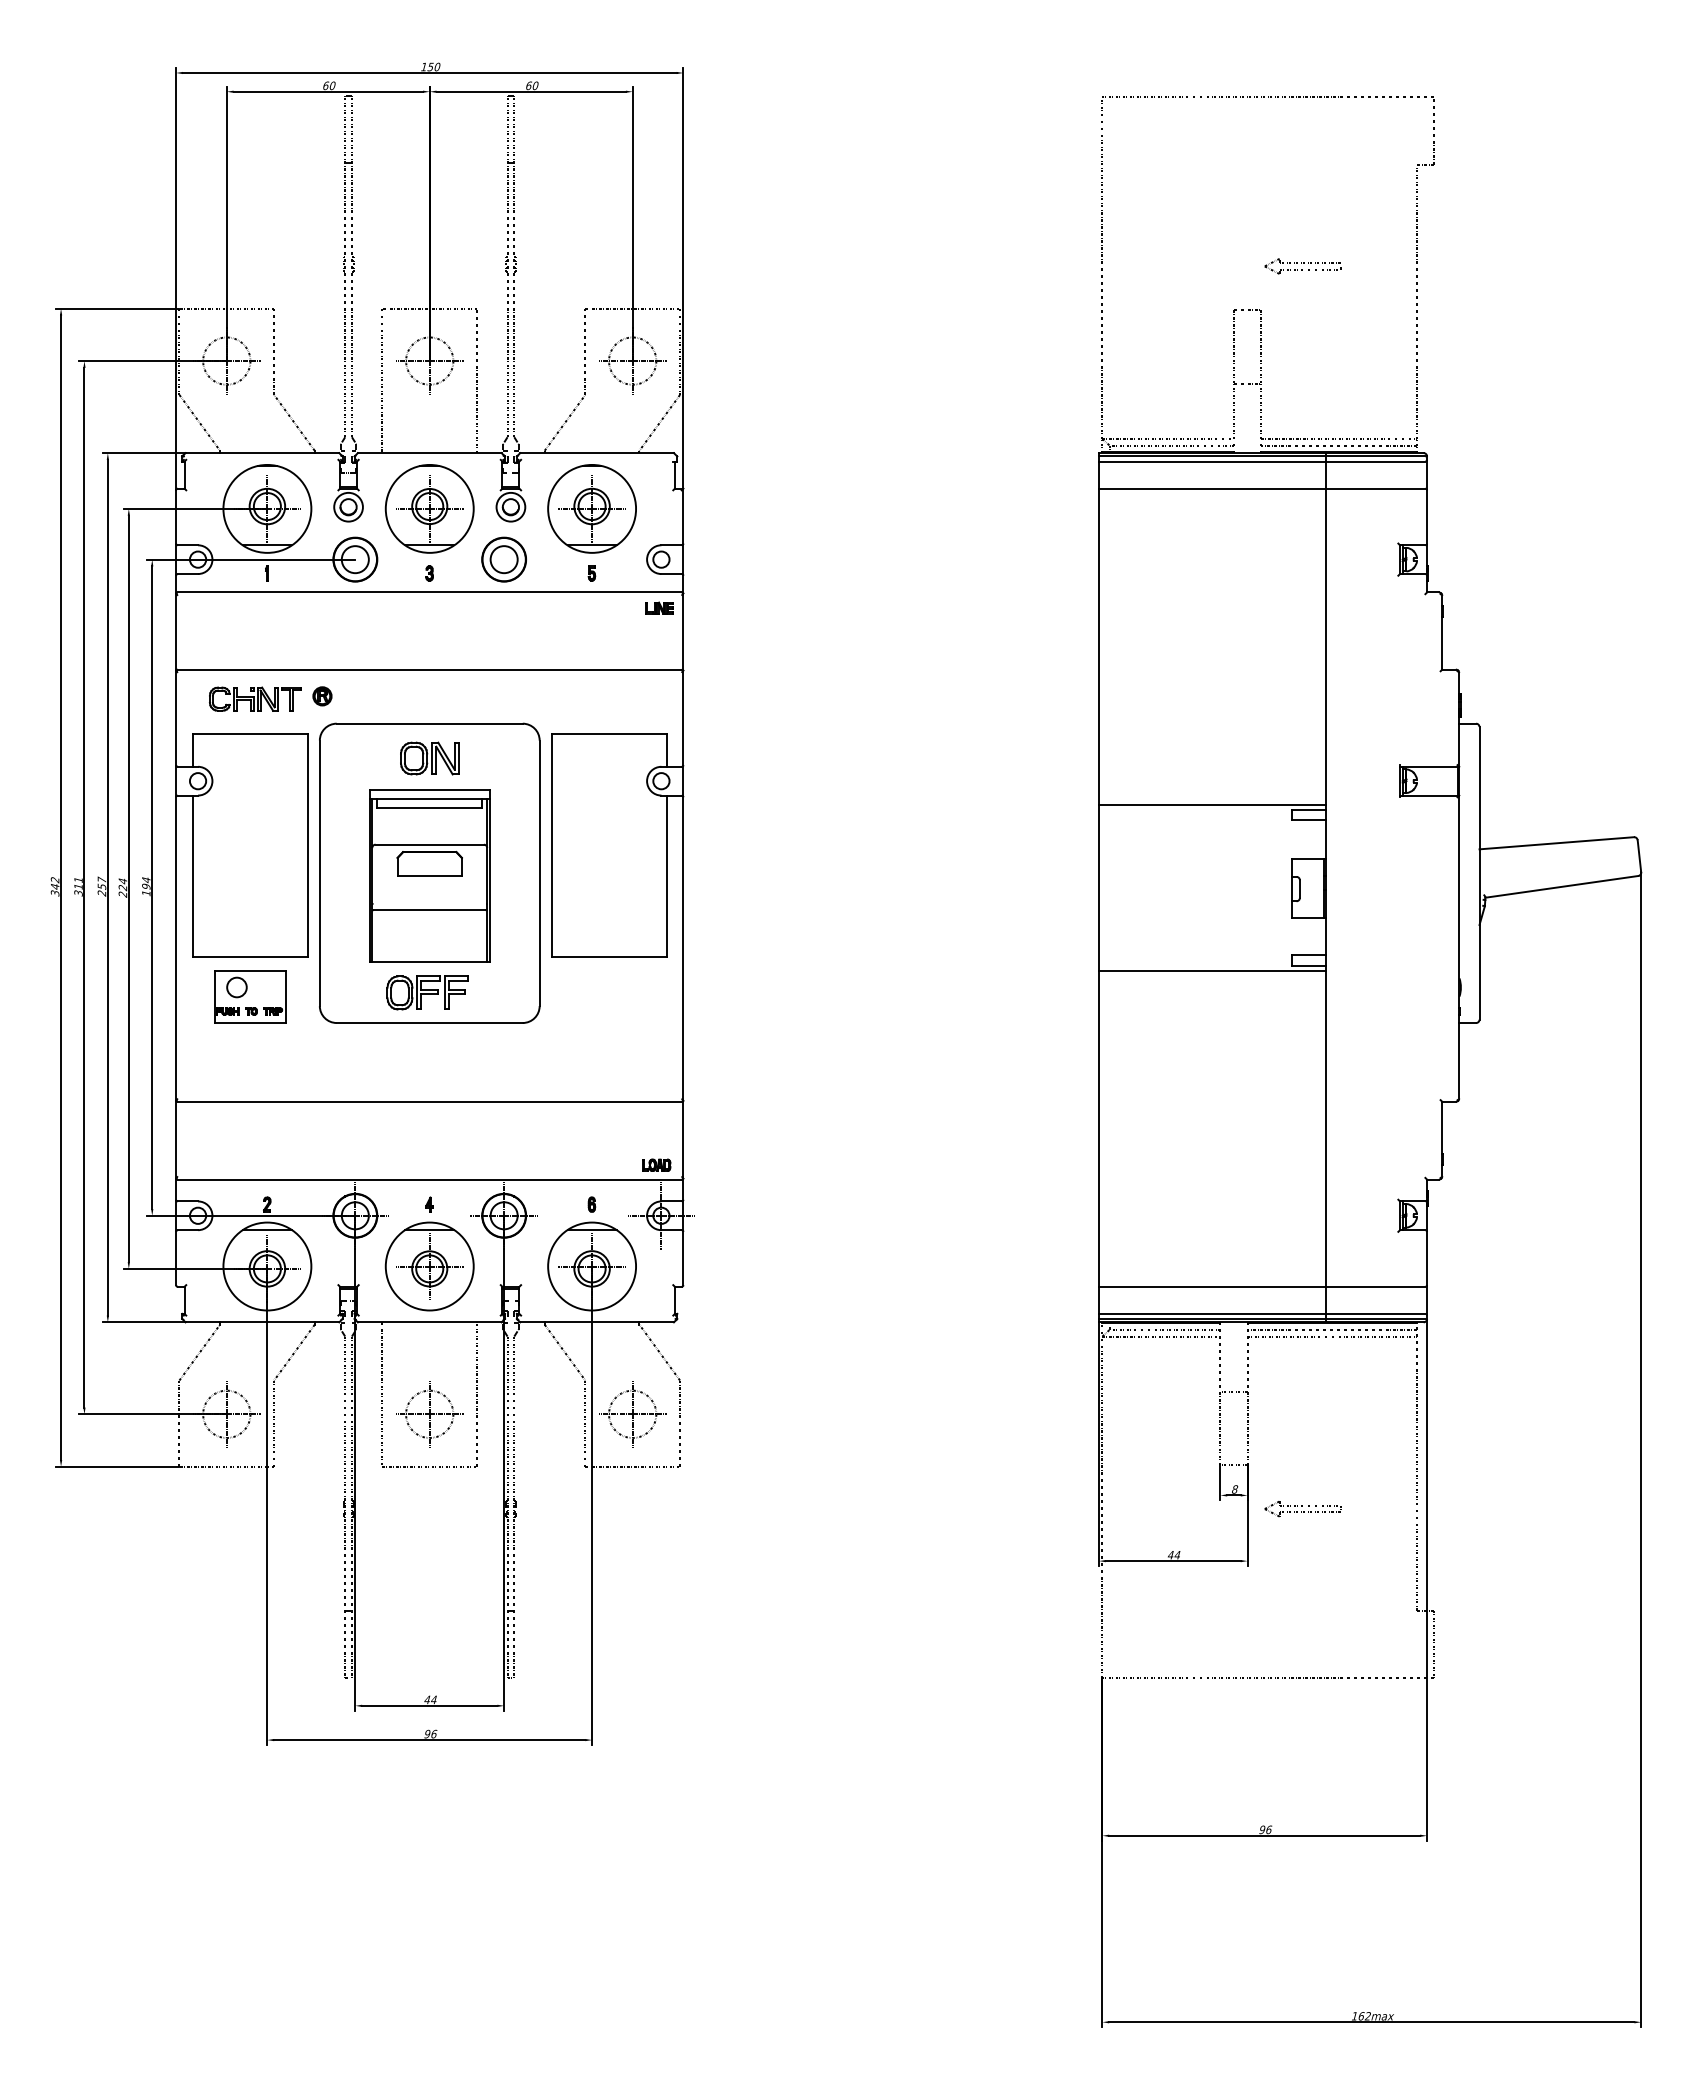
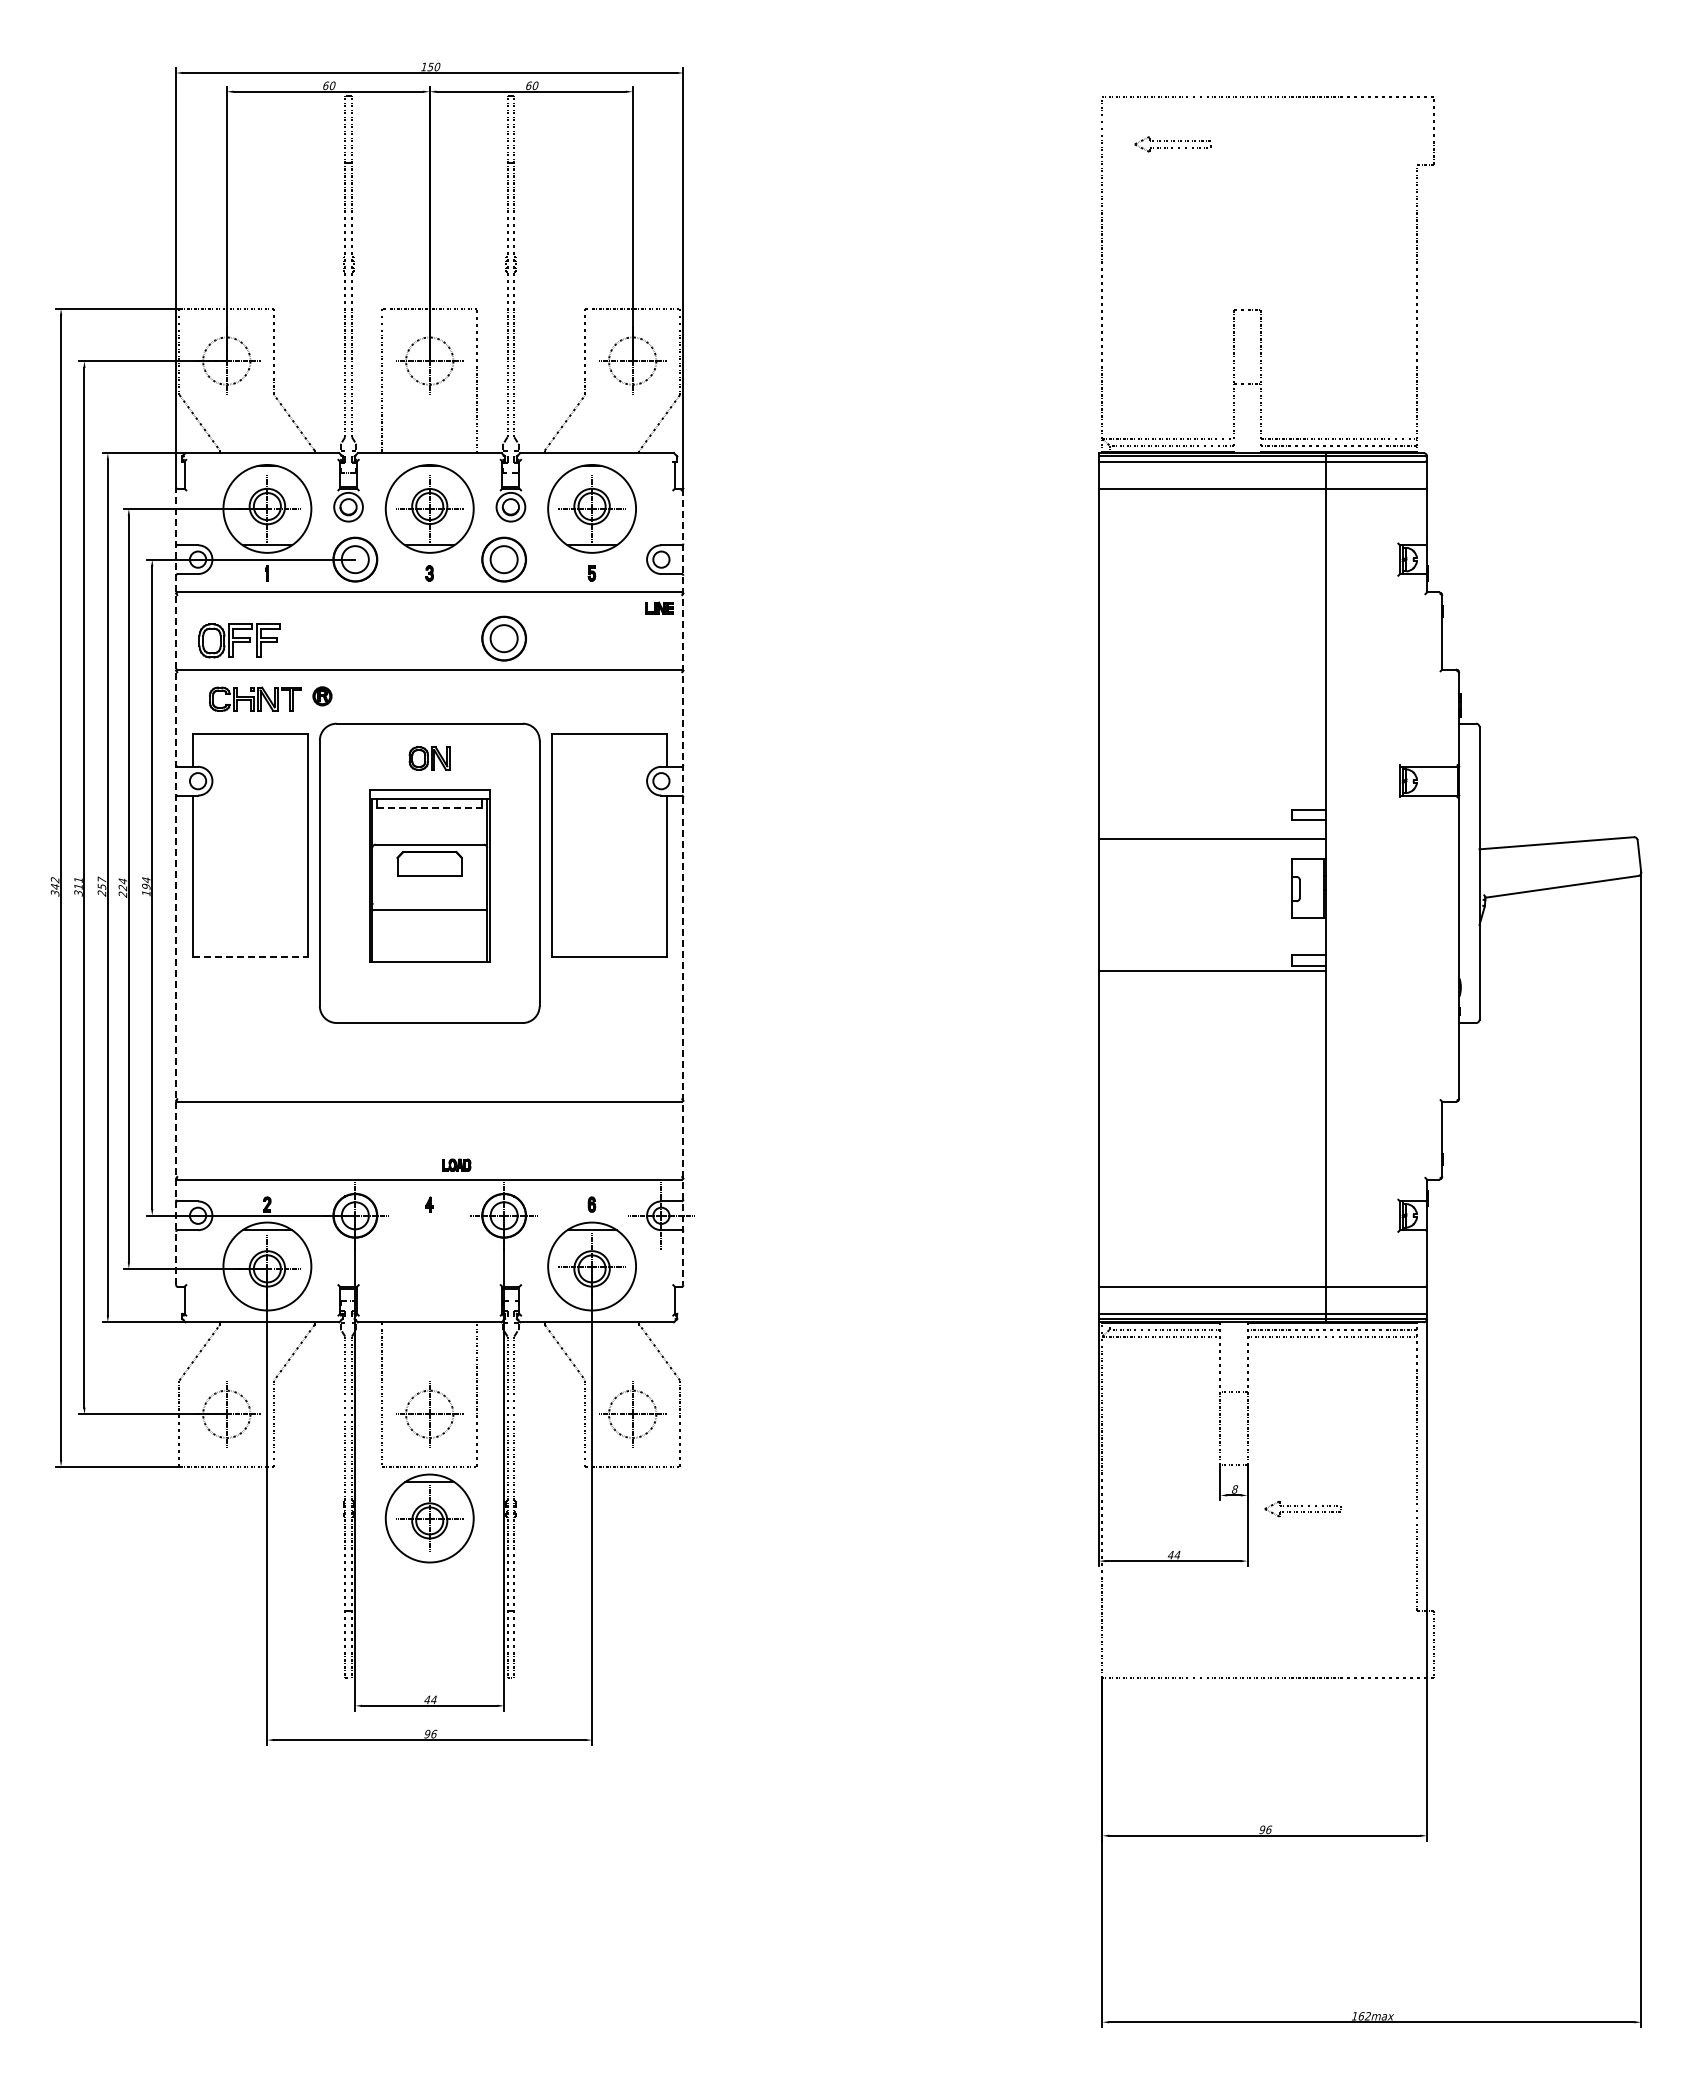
part position: (1302, 266) -> (1172, 144) (1172, 144)
part: none -> present (503, 638)
part size: 60x35 px -> 43x25 px (429, 758)
line position: (1212, 804) -> (1212, 838) (1212, 838)
line: solid -> dashed (430, 807)
line: solid -> dashed (176, 887)
line: solid -> dashed (683, 887)
line: solid -> dashed (251, 957)
part position: (427, 992) -> (239, 640) (239, 640)
part: present -> none (250, 996)
part position: (656, 1164) -> (456, 1164) (456, 1164)
part position: (429, 1266) -> (429, 1518) (429, 1518)
